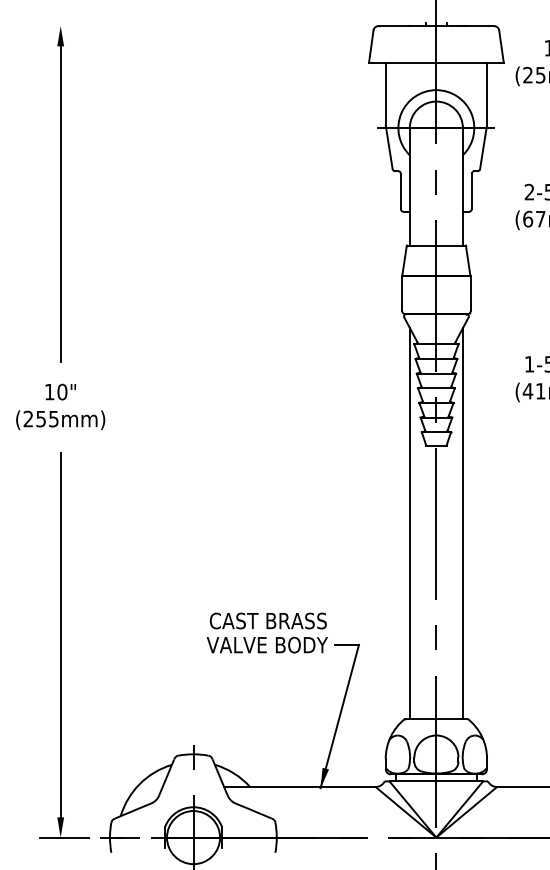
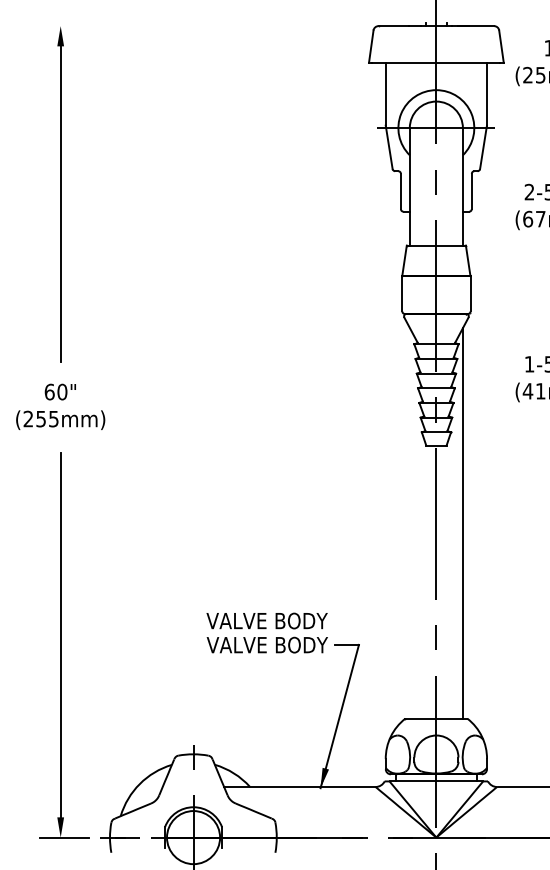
text: 10" -> 60" (49, 391)
line: present -> none (409, 523)
text: CAST BRASS -> VALVE BODY (266, 620)
